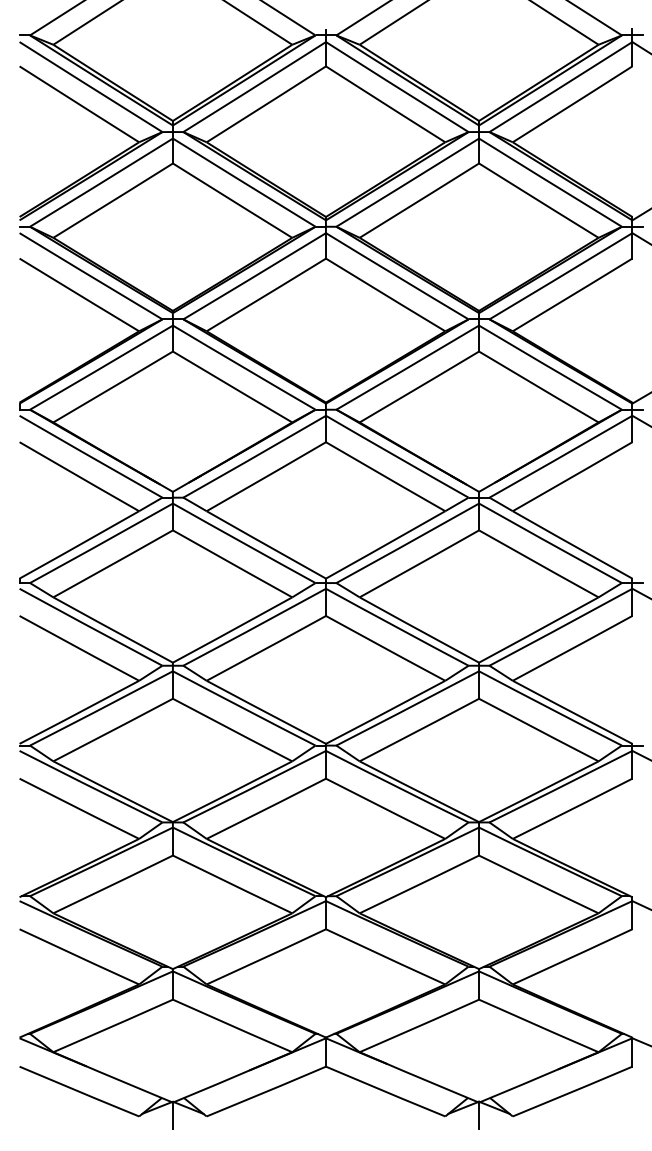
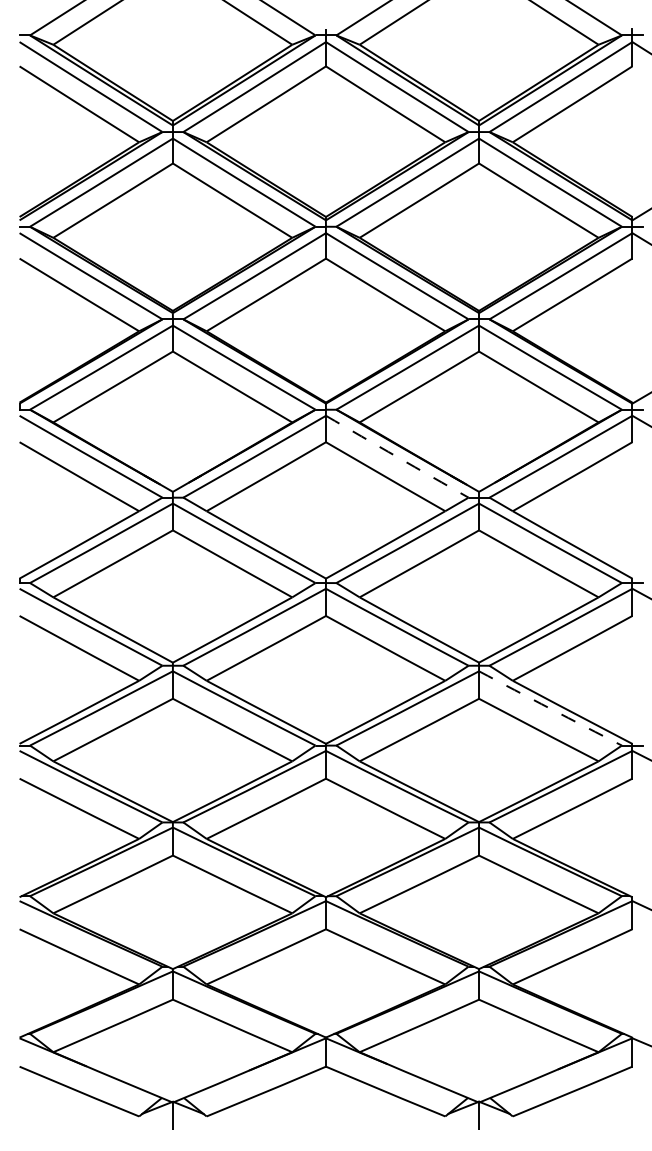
arc: solid -> dashed (397, 456)
arc: solid -> dashed (550, 708)
